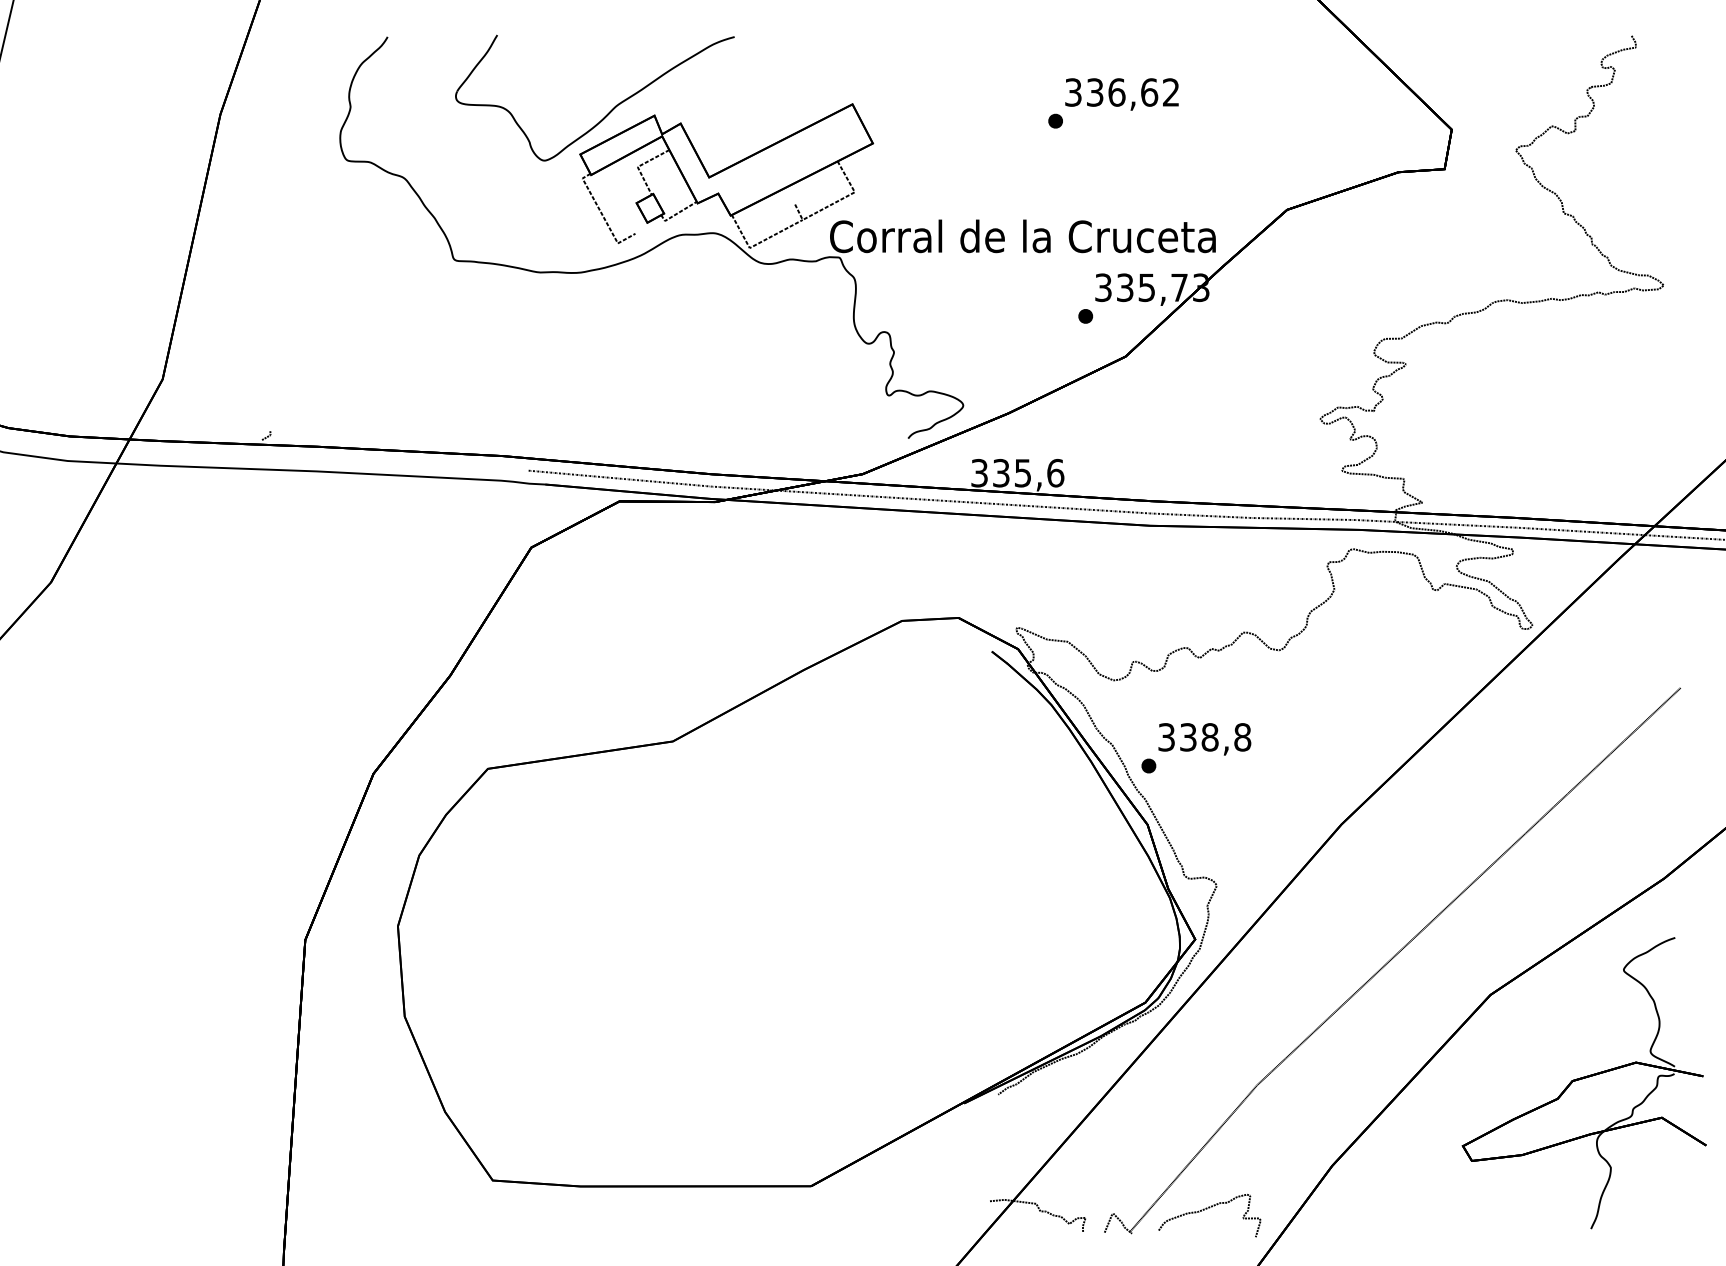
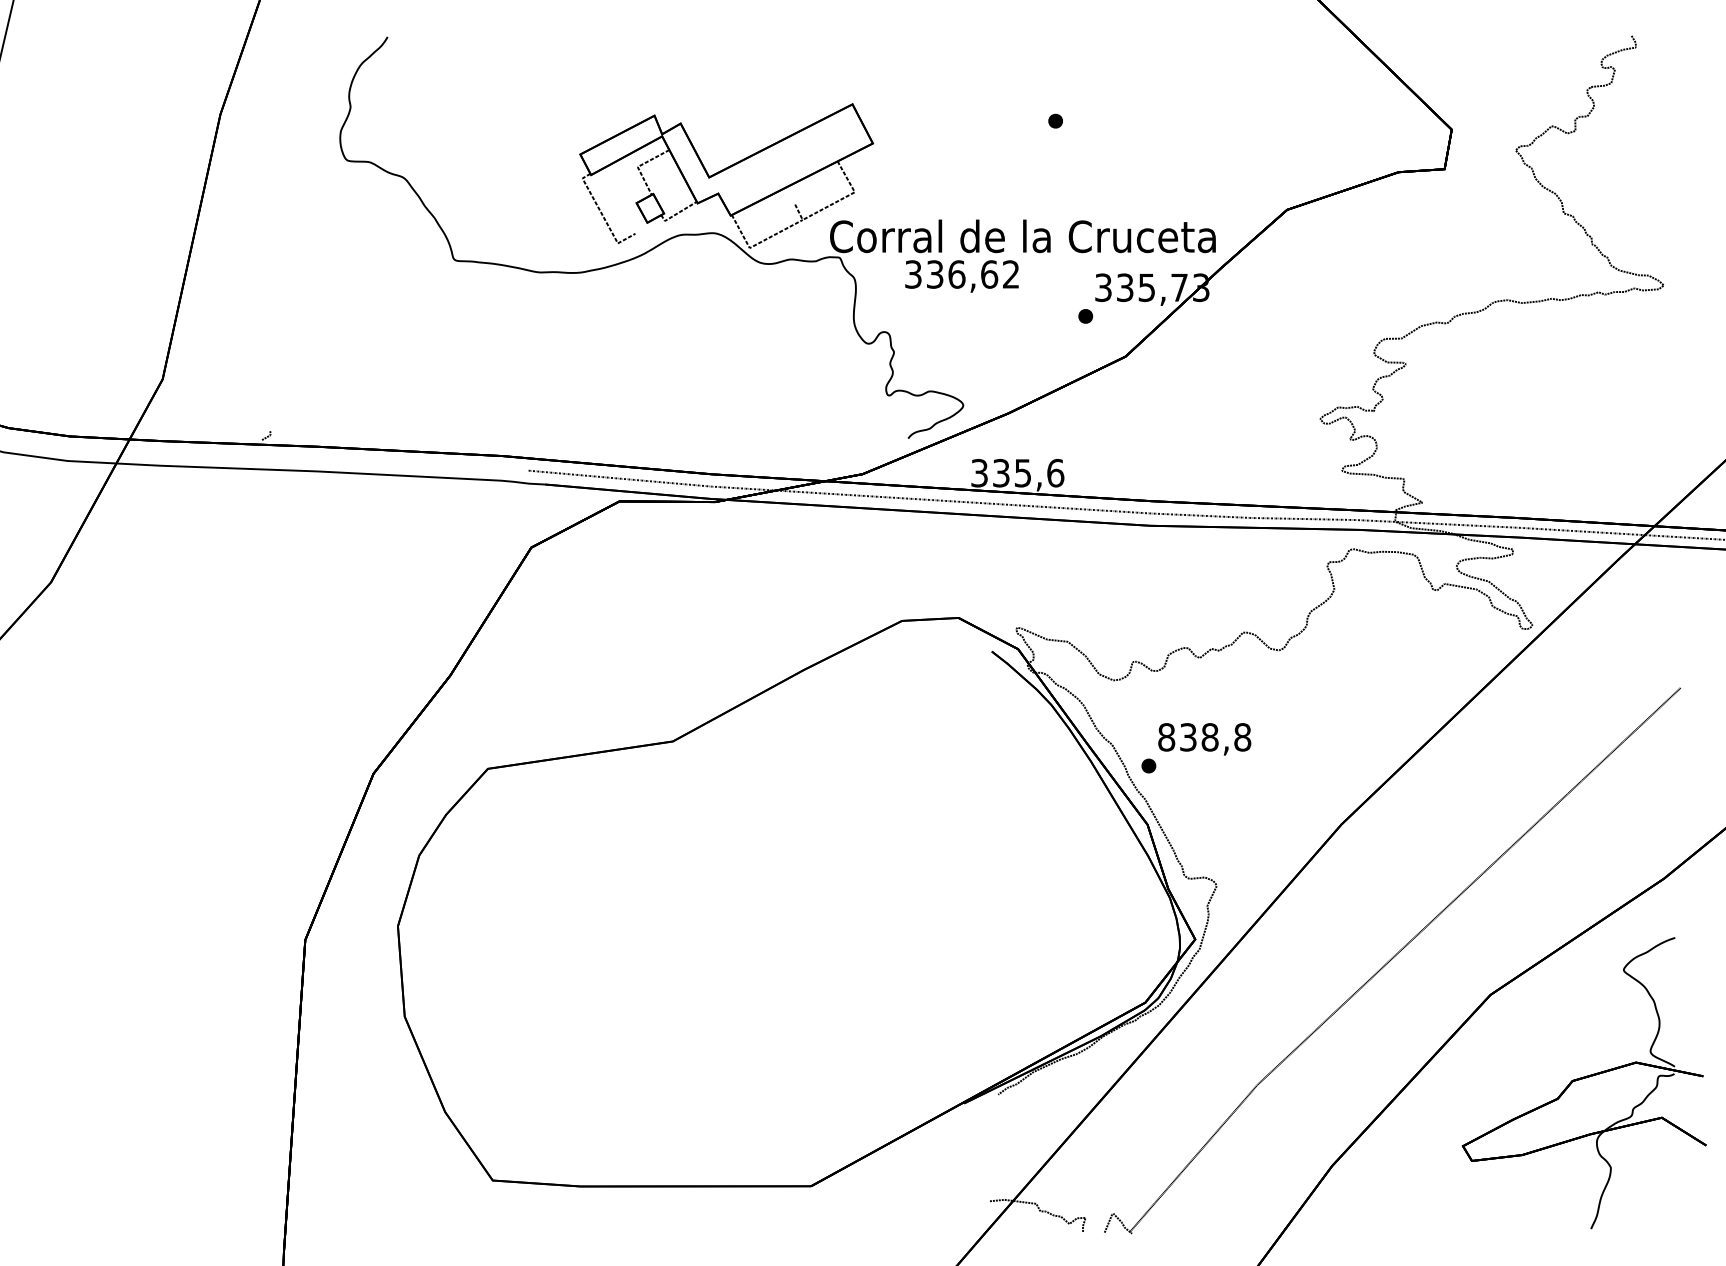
text position: (1121, 94) -> (961, 276) (961, 276)
part: present -> none (609, 111)
text: 338,8 -> 838,8 (1166, 737)
curve: present -> none (1207, 1209)
